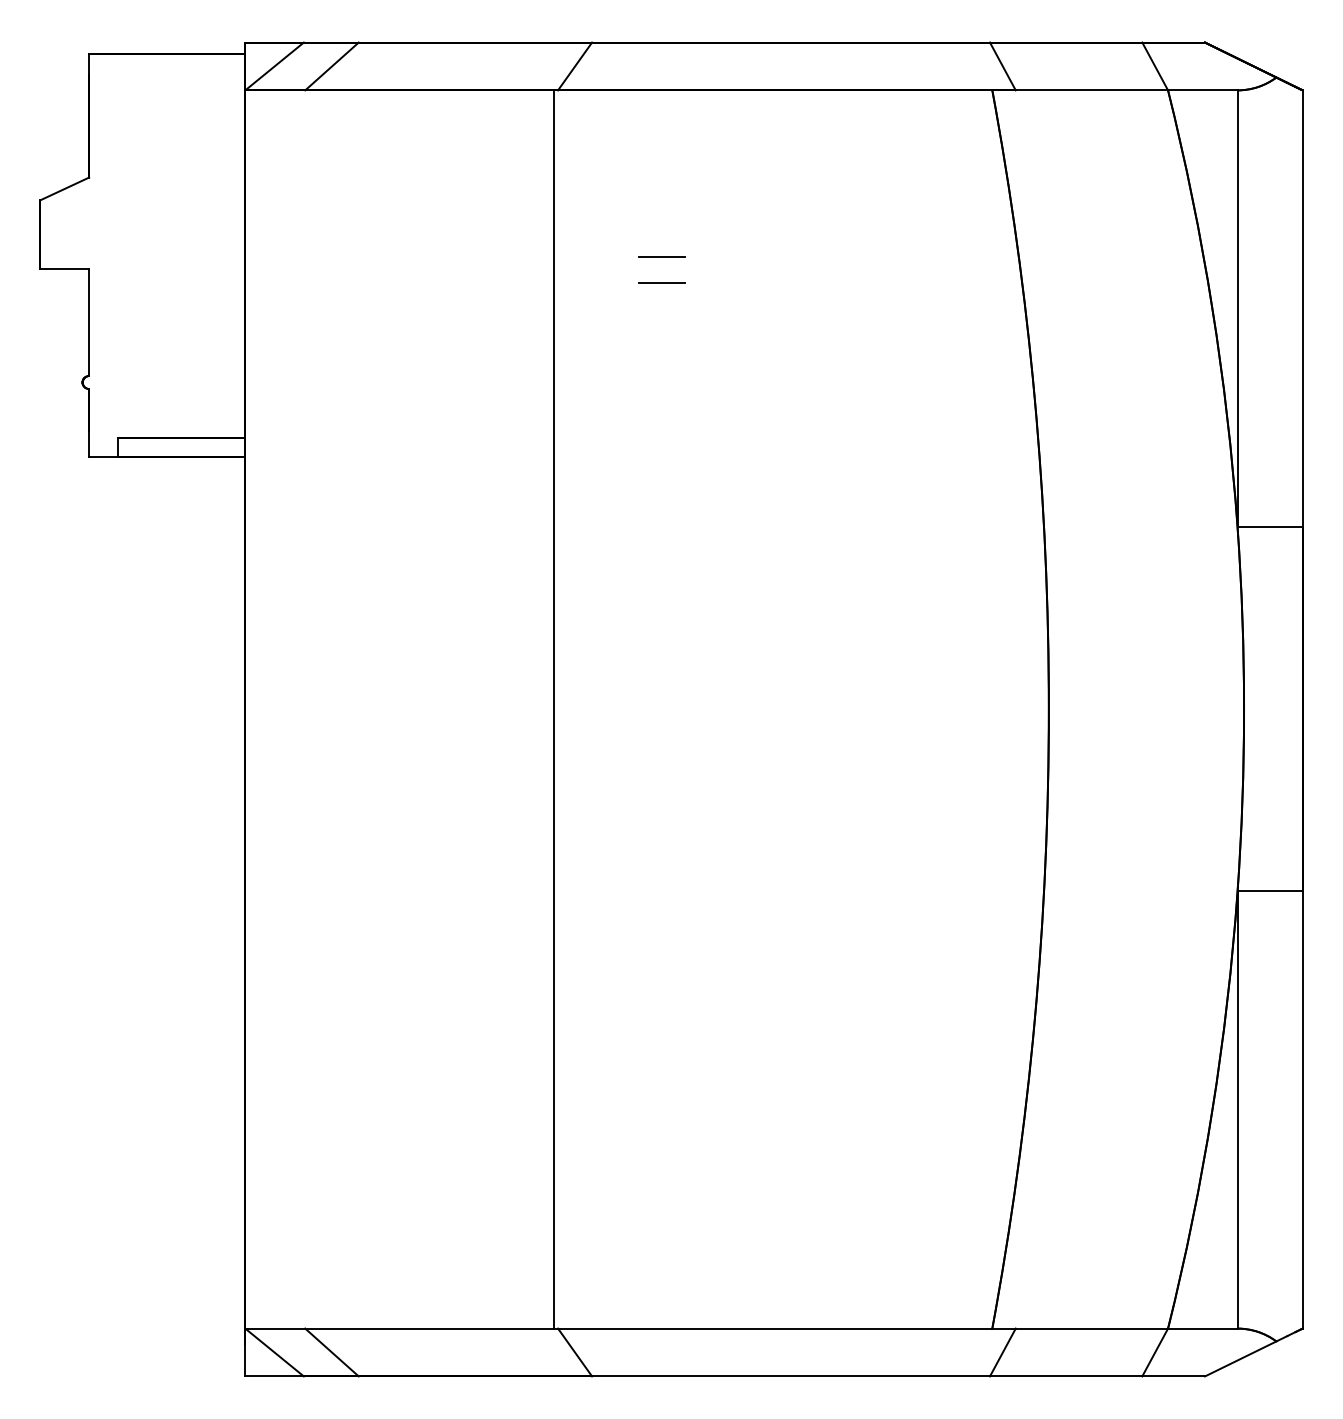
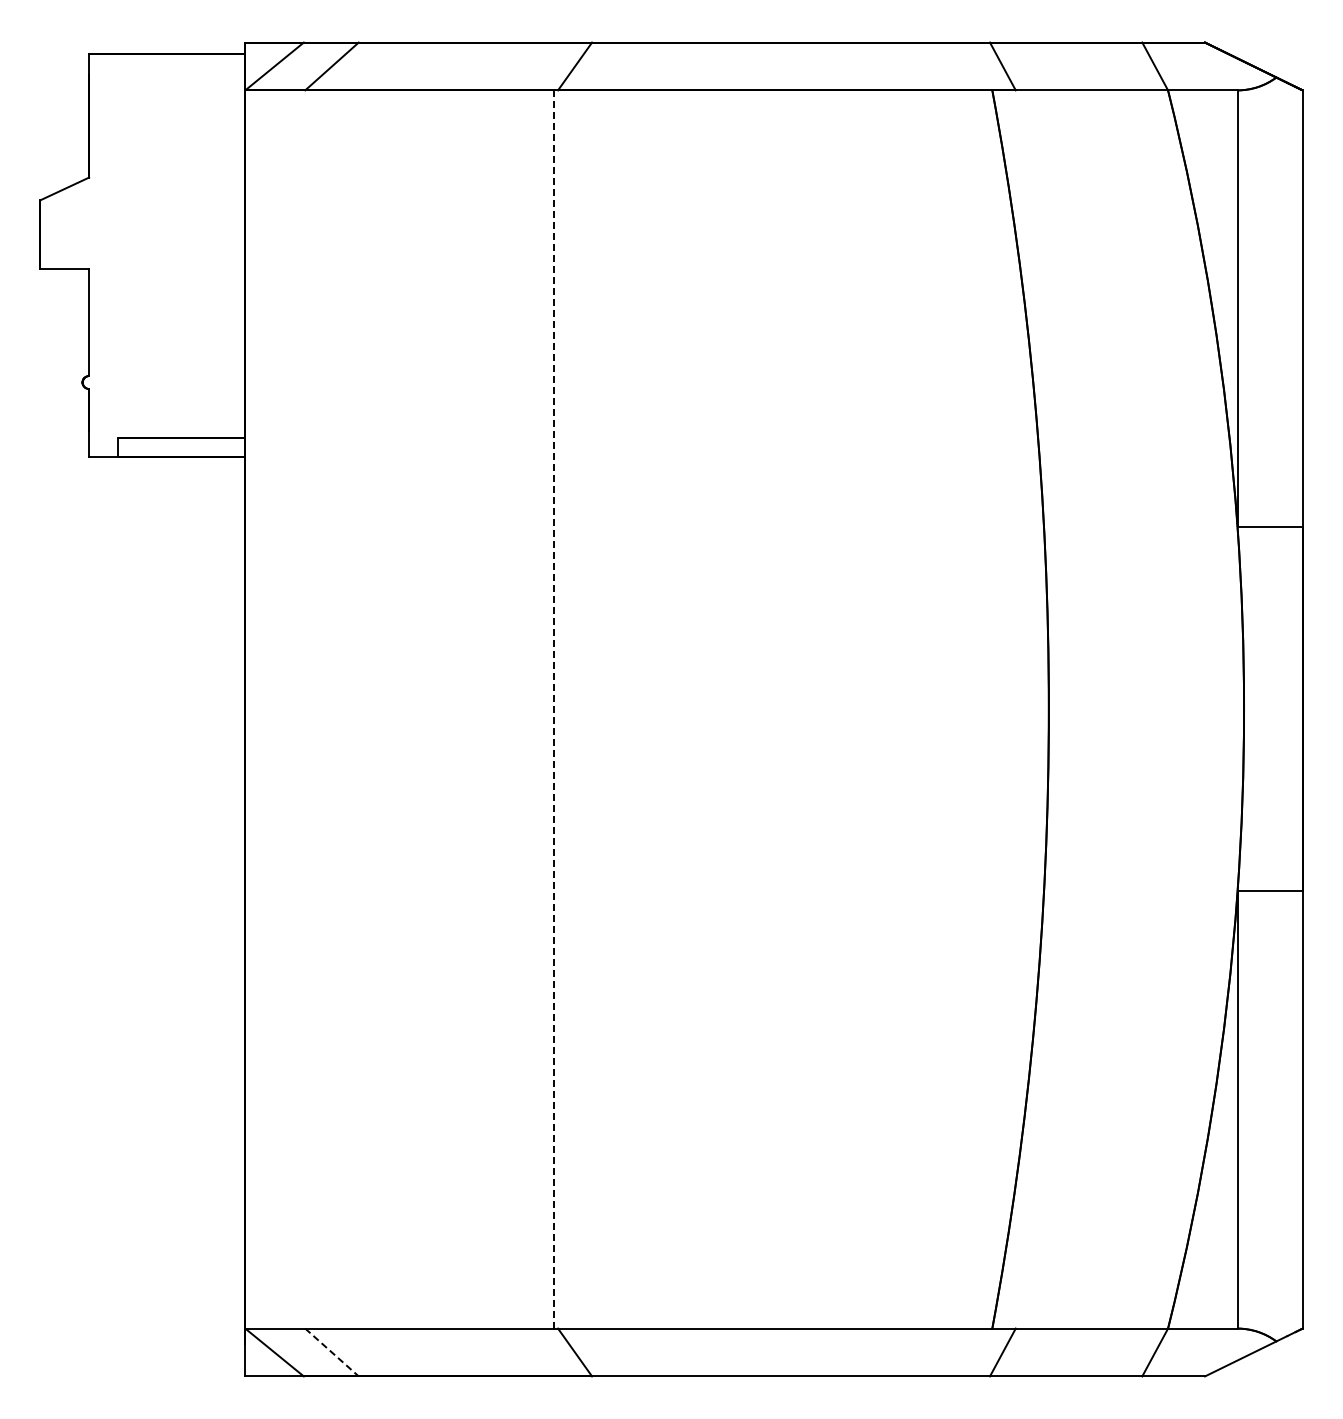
line: present -> none (661, 256)
line: present -> none (661, 283)
line: solid -> dashed (554, 709)
line: solid -> dashed (332, 1352)
